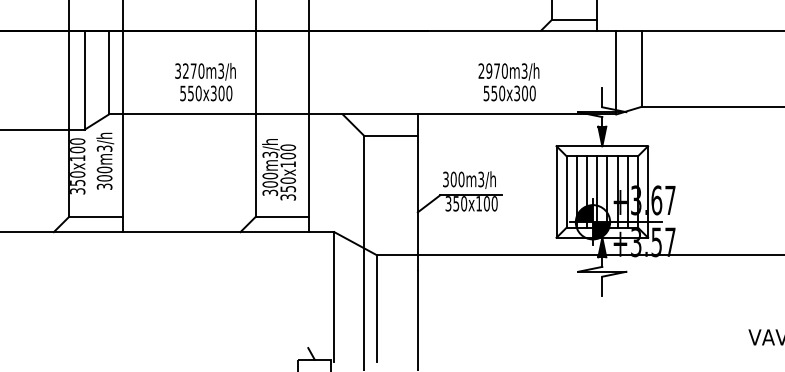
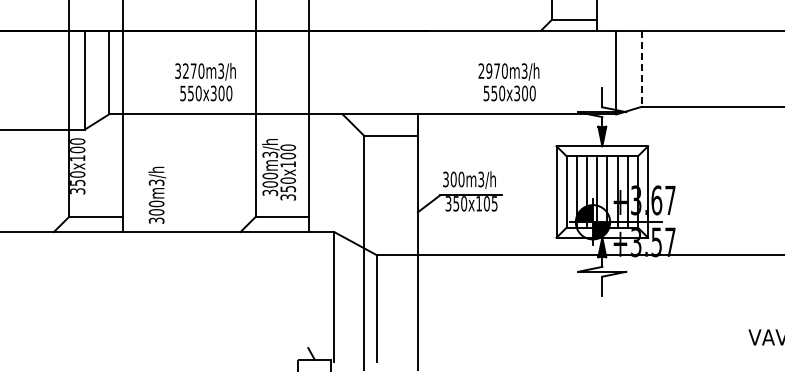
line: solid -> dashed (641, 69)
text position: (105, 160) -> (157, 194) (157, 194)
text: 350x100 -> 350x105 (494, 203)
